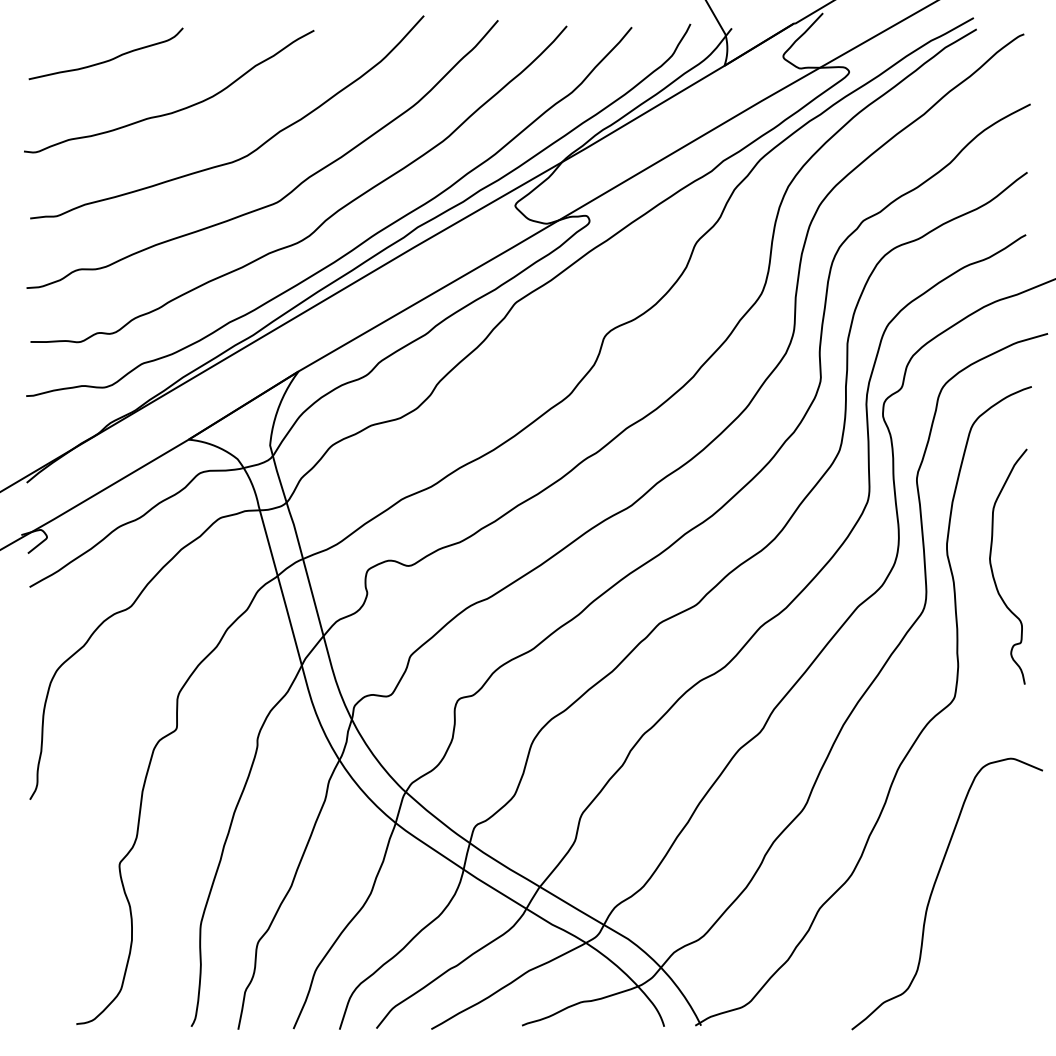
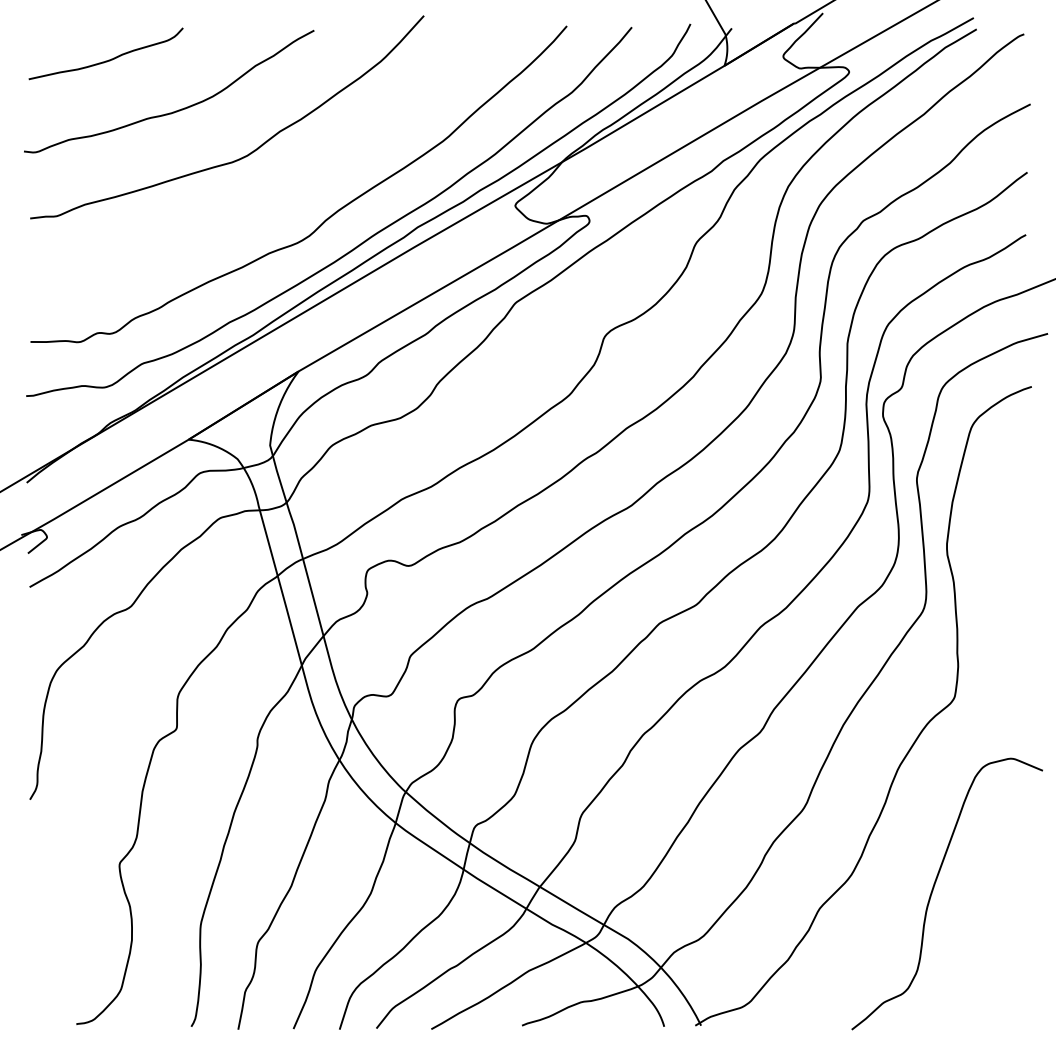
curve: present -> none (293, 188)
curve: present -> none (992, 567)
